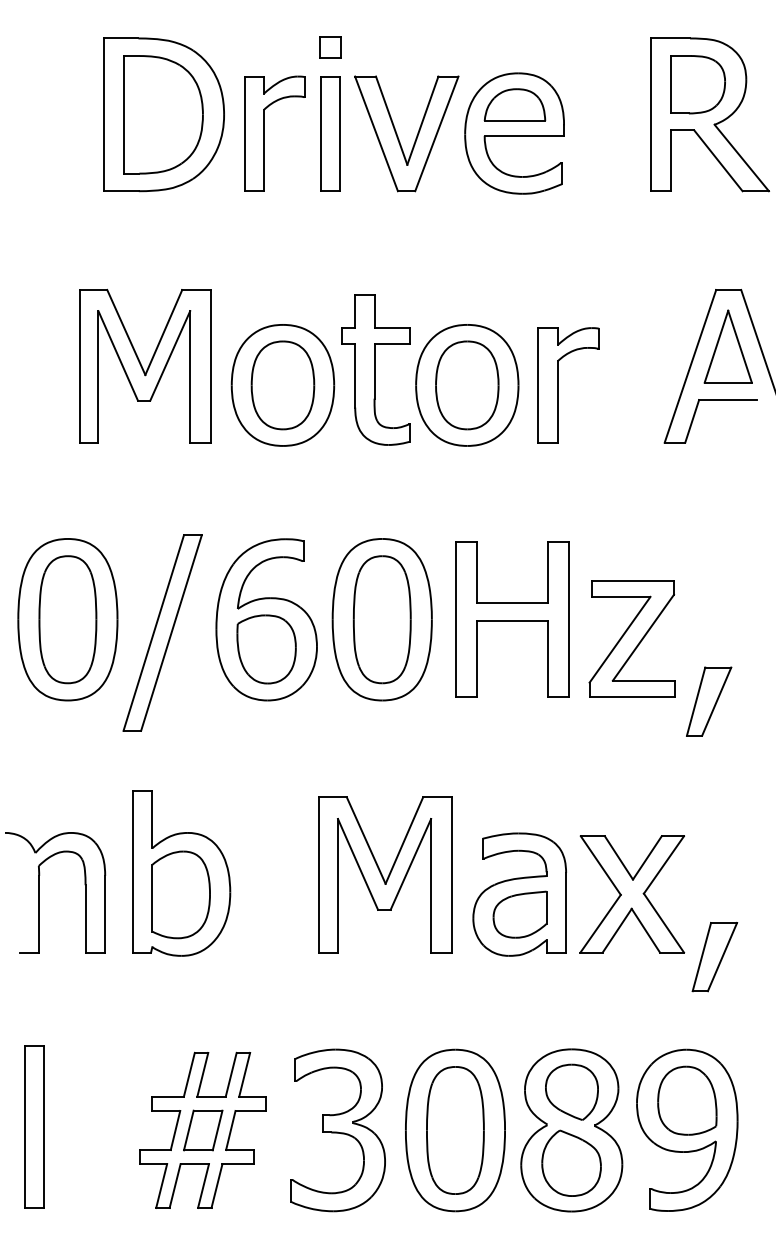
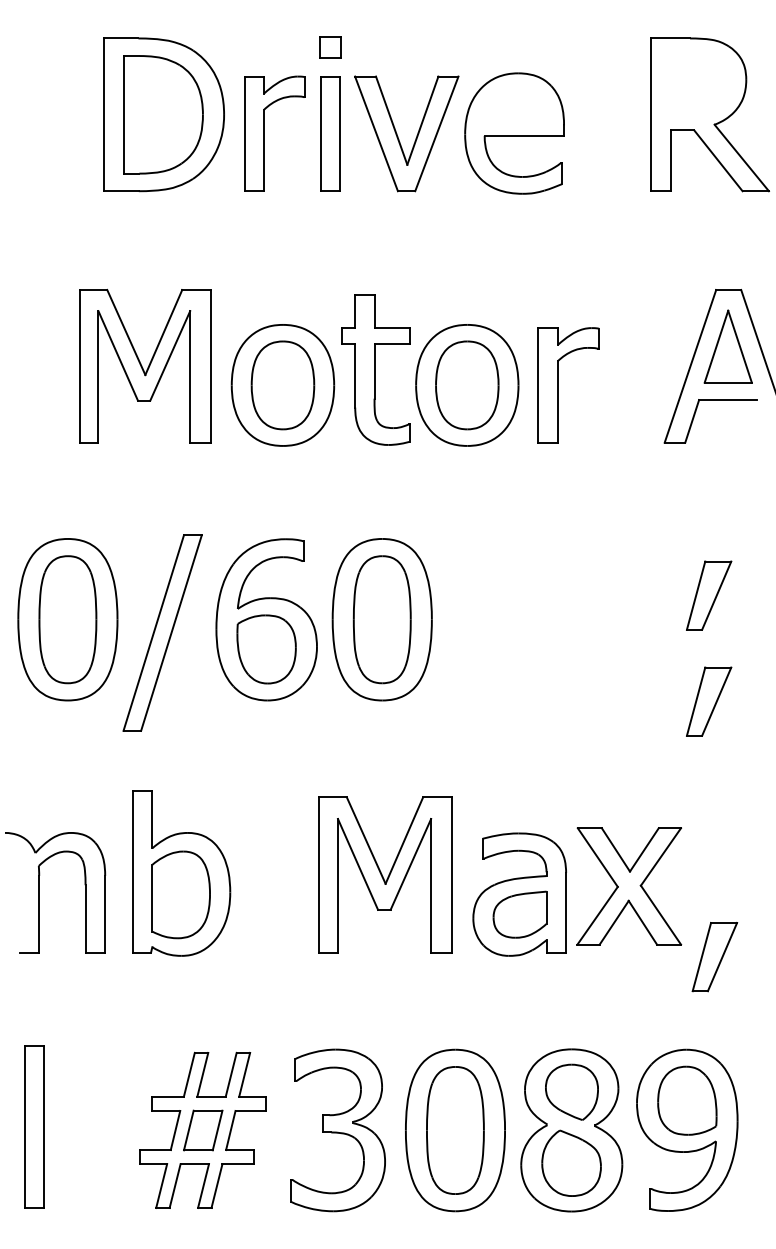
part: present -> none (697, 84)
part: present -> none (514, 104)
part: none -> present (709, 595)
part: present -> none (512, 619)
part: present -> none (631, 638)
part position: (632, 894) -> (629, 886) (629, 886)
